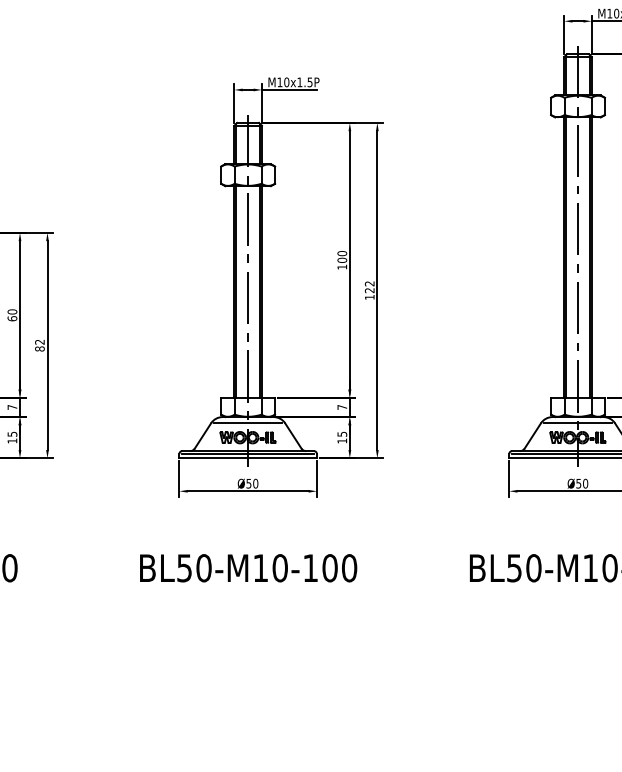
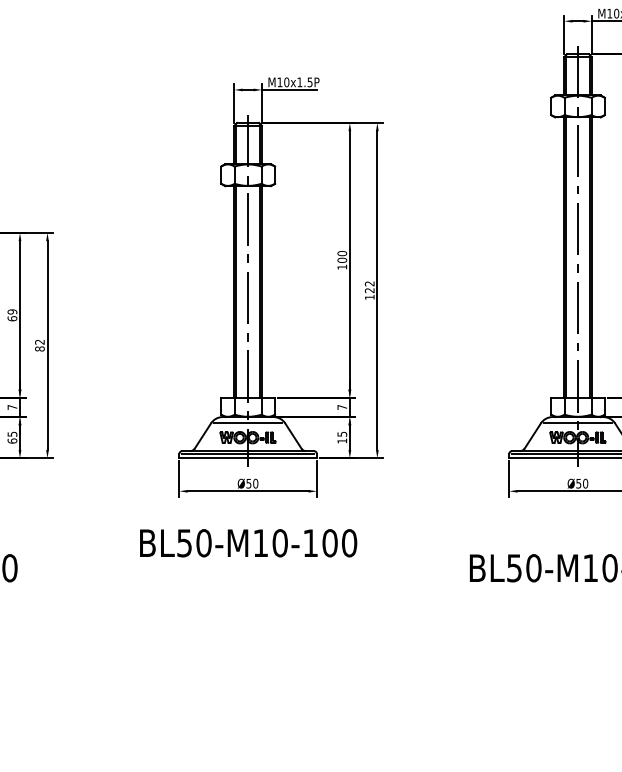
text: 60 -> 69 (12, 311)
text: 15 -> 65 (12, 440)
text position: (248, 568) -> (248, 543) (248, 543)
